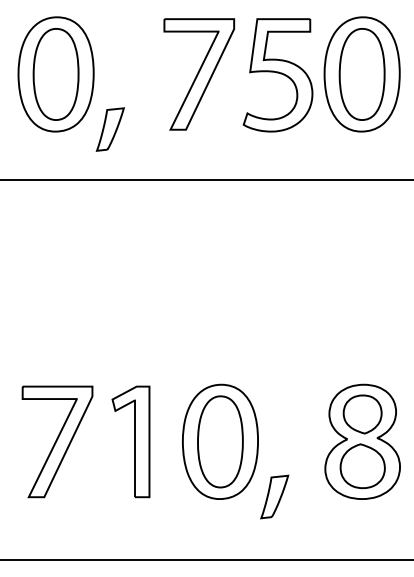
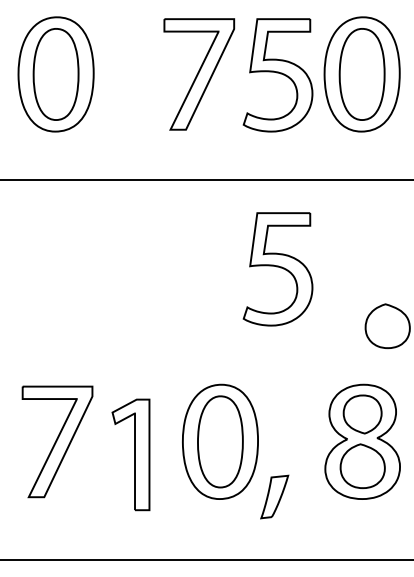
part: present -> none (109, 129)
part: none -> present (277, 269)
part: none -> present (387, 326)
part position: (130, 441) -> (130, 454) (130, 454)
